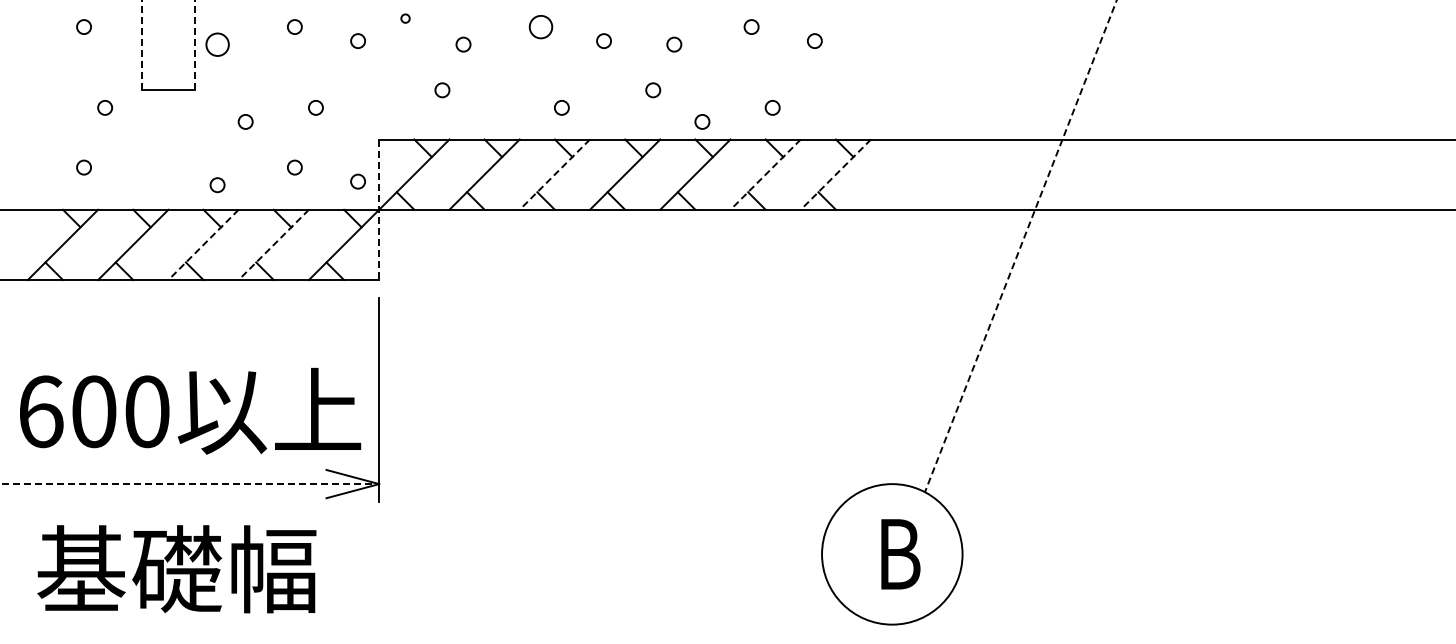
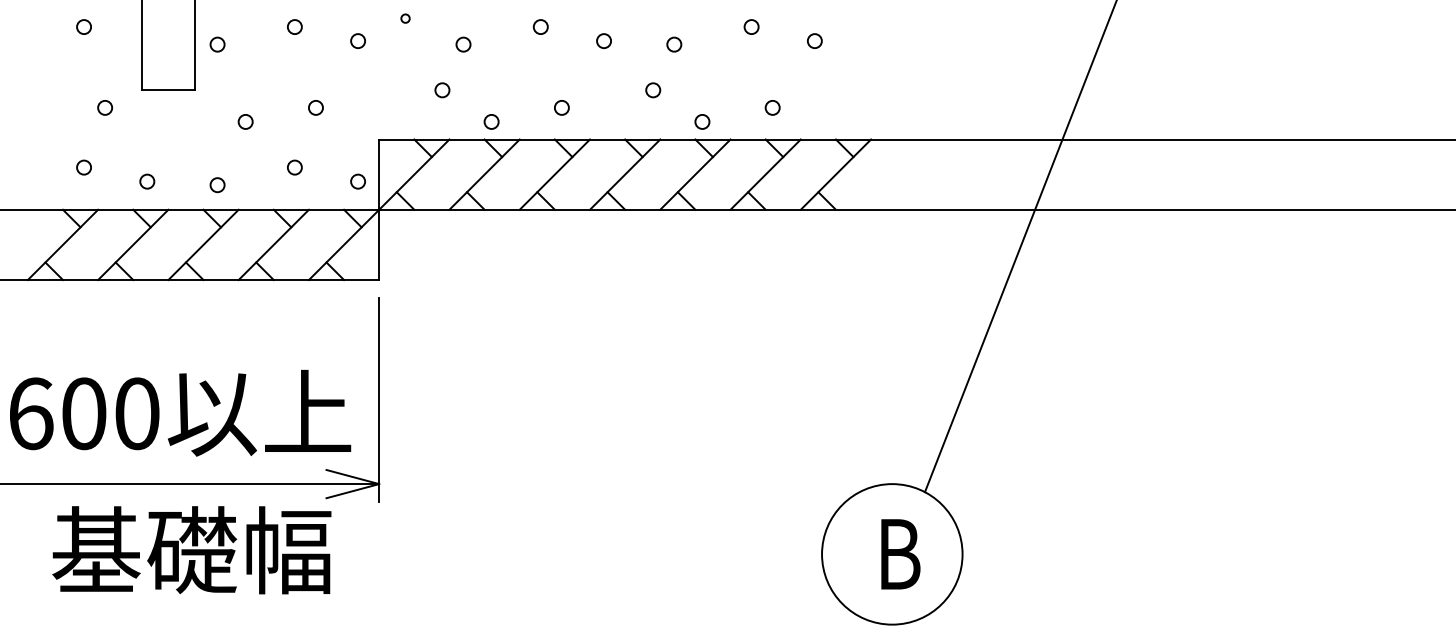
circle size: 26x25 px -> 17x16 px (540, 26)
circle size: 25x25 px -> 17x17 px (217, 44)
line: dashed -> solid (142, 45)
line: dashed -> solid (194, 45)
circle: none -> present (491, 121)
line: dashed -> solid (554, 174)
line: dashed -> solid (765, 174)
line: dashed -> solid (835, 174)
circle: none -> present (147, 181)
line: dashed -> solid (379, 210)
line: dashed -> solid (203, 244)
line: dashed -> solid (273, 244)
line: dashed -> solid (1020, 246)
text position: (190, 411) -> (180, 413) (180, 413)
line: dashed -> solid (190, 484)
text position: (176, 569) -> (191, 550) (191, 550)
